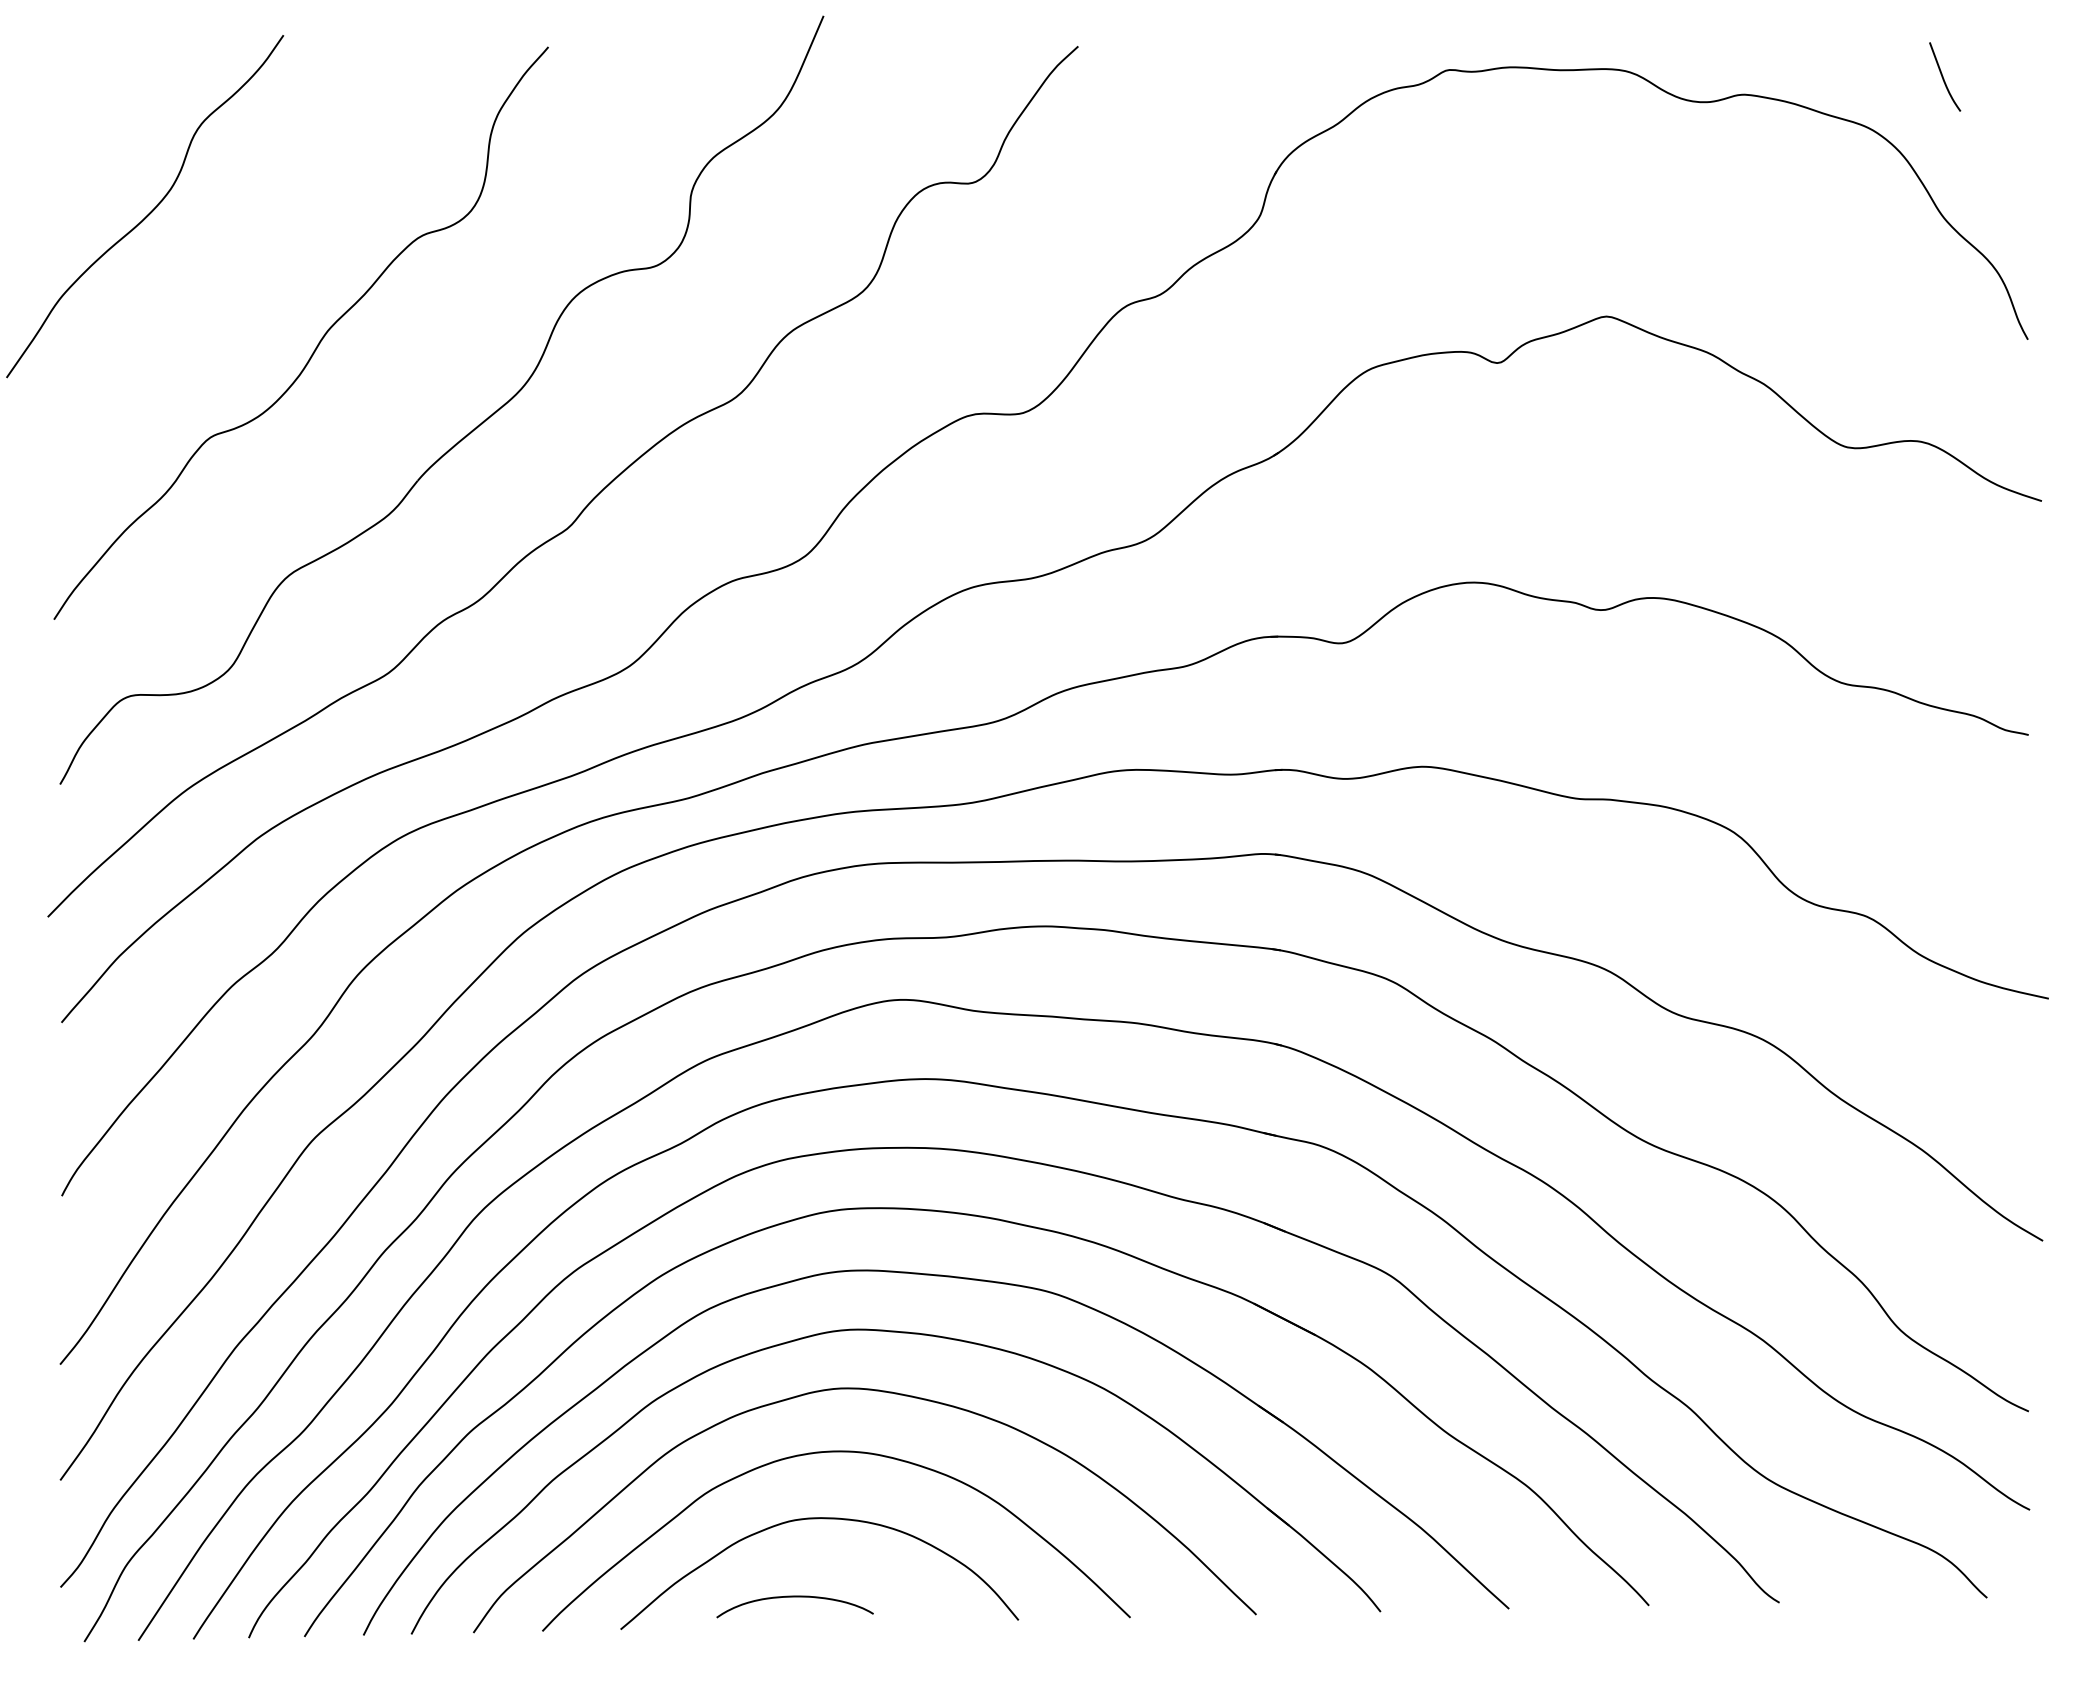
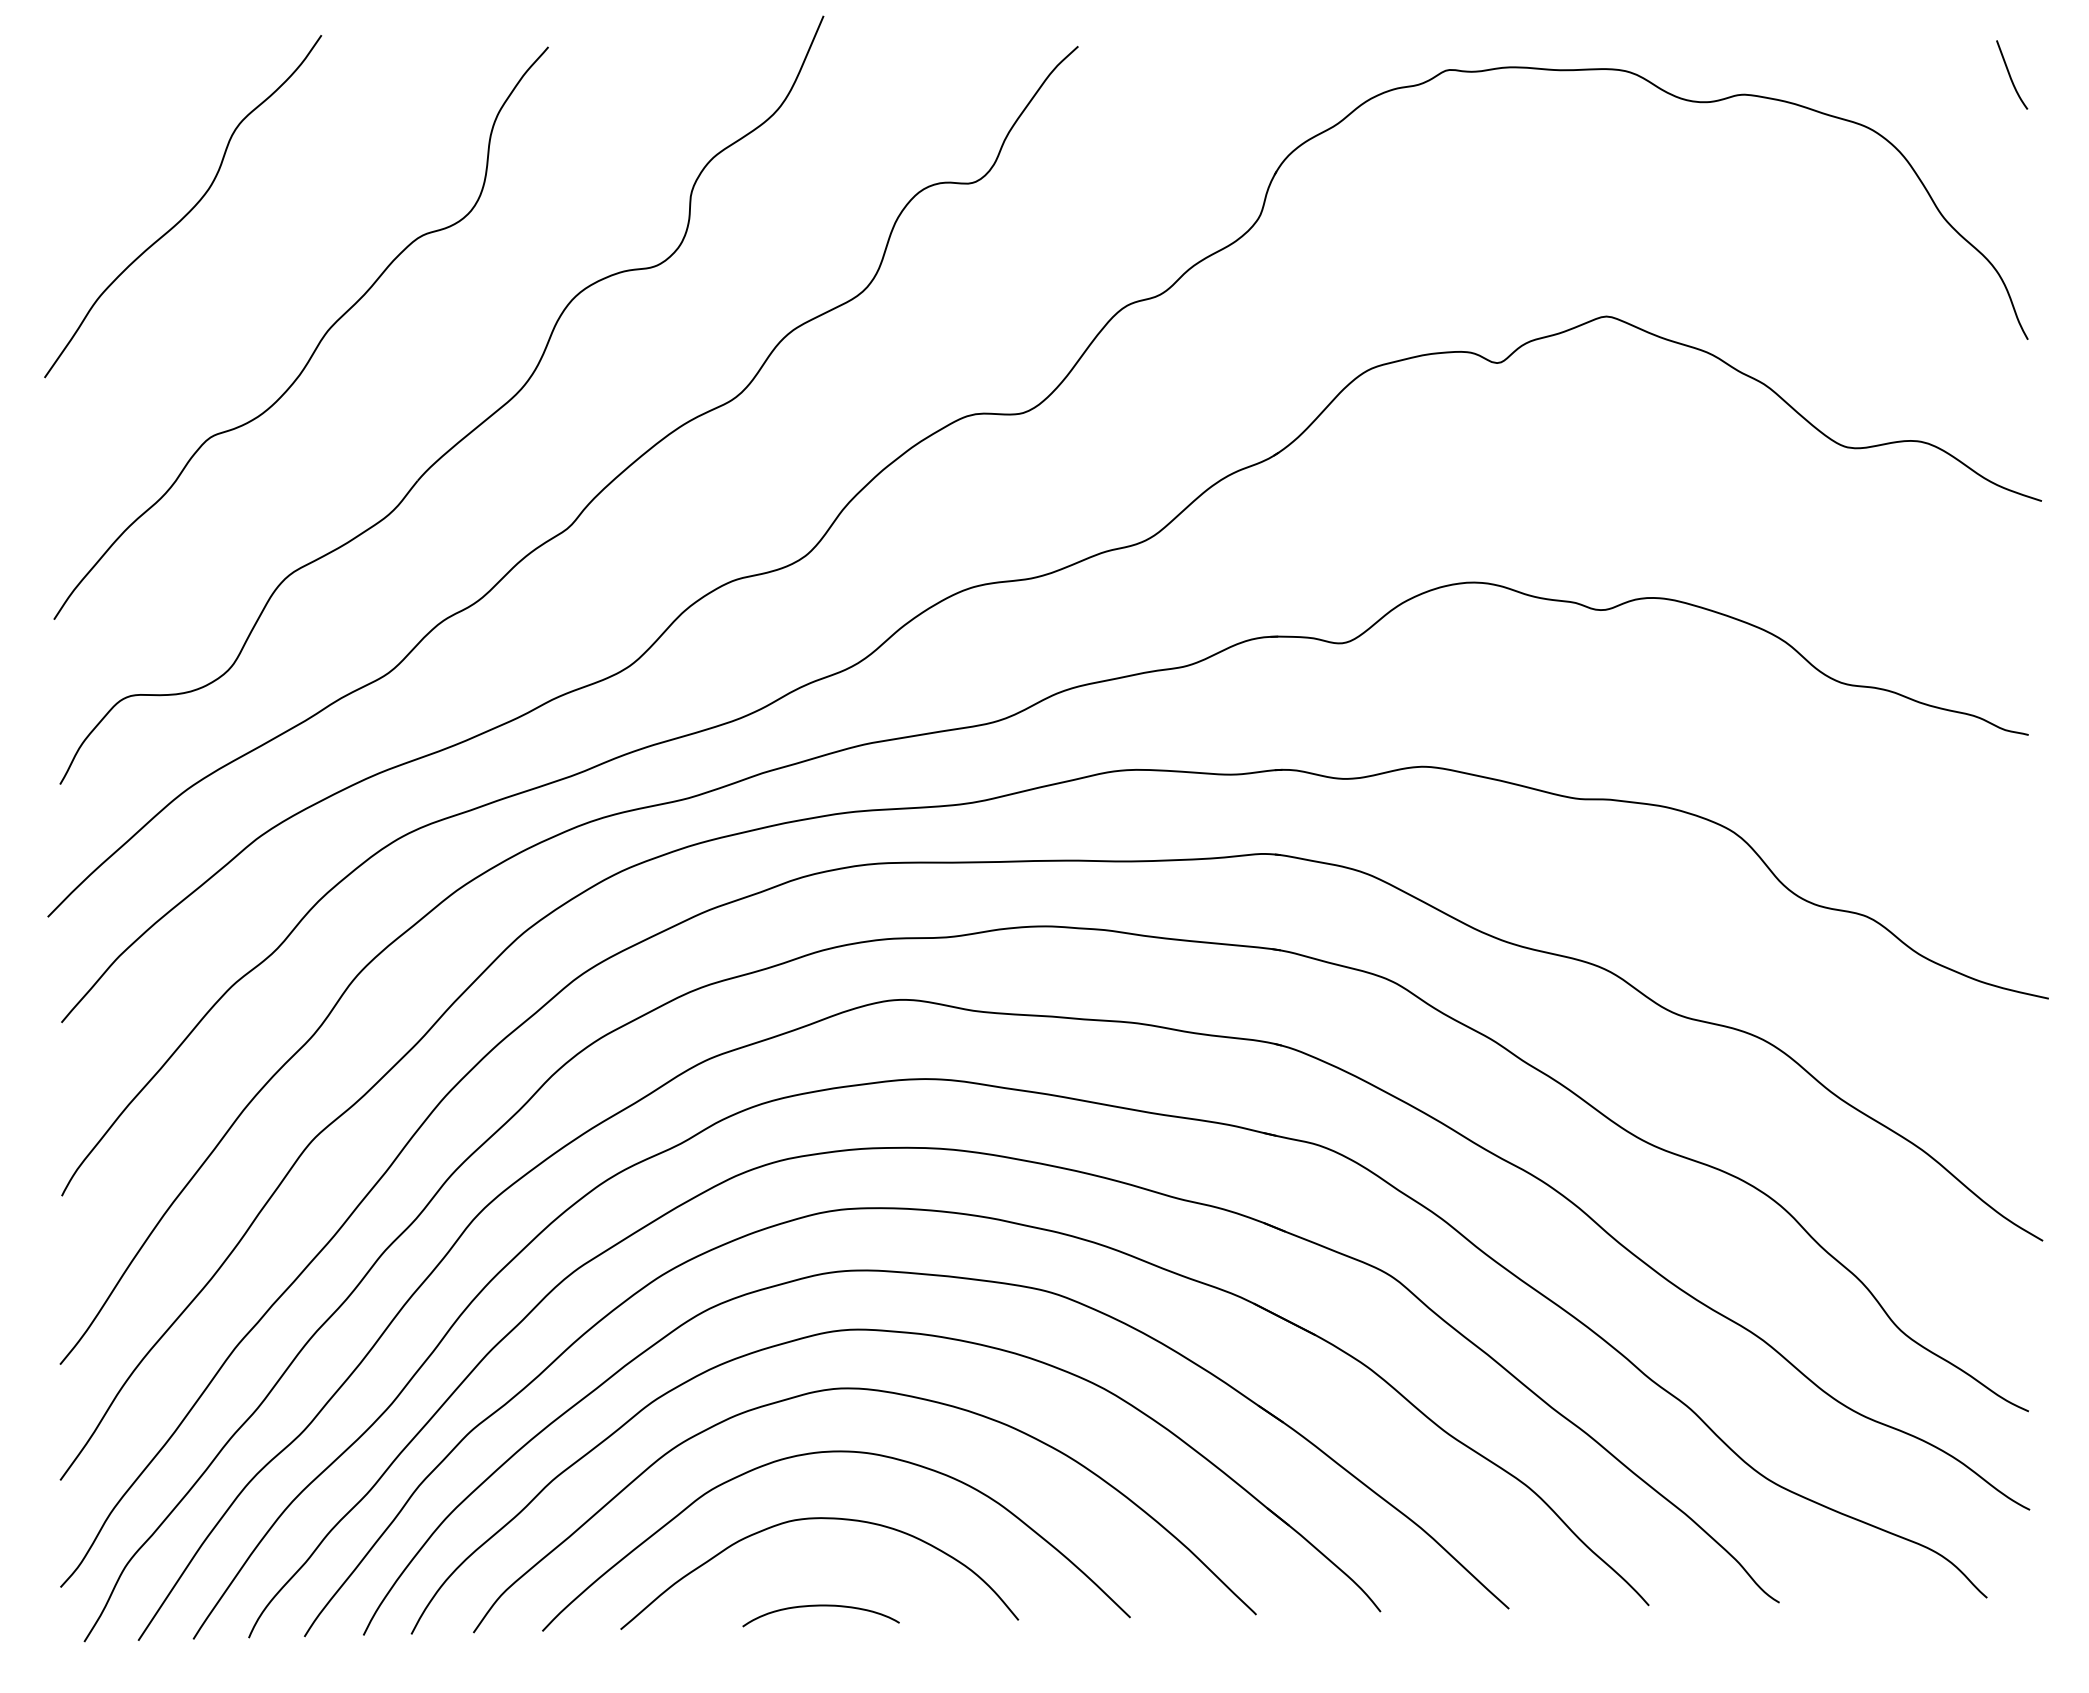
curve position: (1943, 76) -> (2010, 74) (2010, 74)
curve position: (150, 211) -> (188, 211) (188, 211)
curve position: (794, 1597) -> (820, 1606) (820, 1606)
